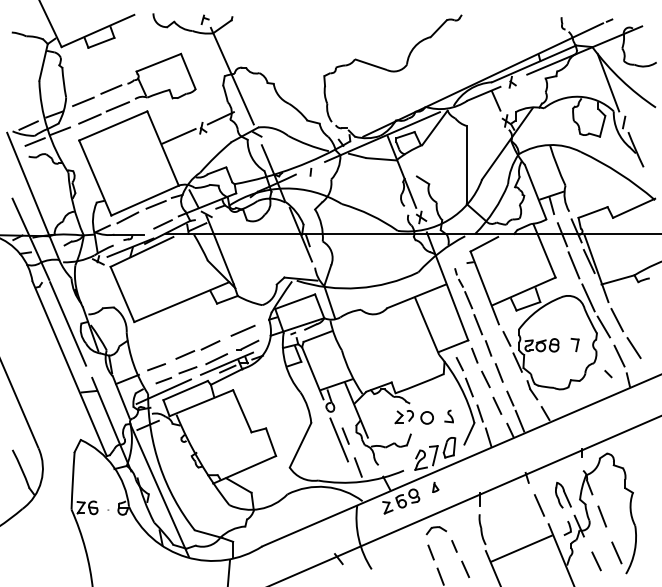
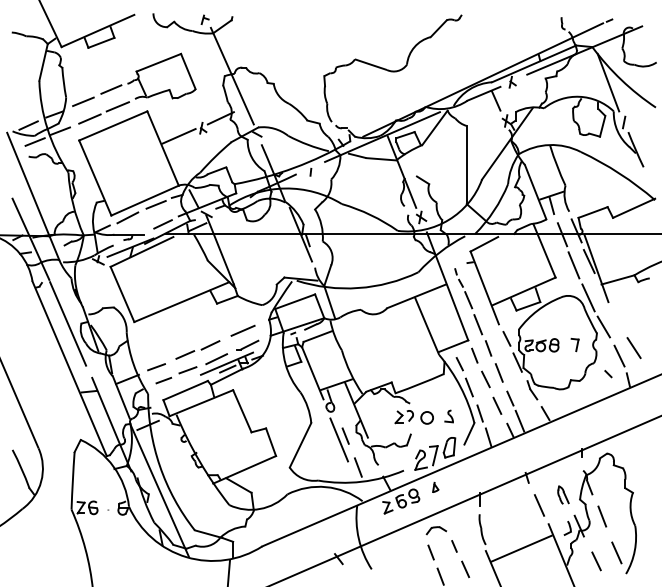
line: present -> none (616, 320)
line: present -> none (163, 391)
part size: 17x28 px -> 13x20 px (563, 494)
